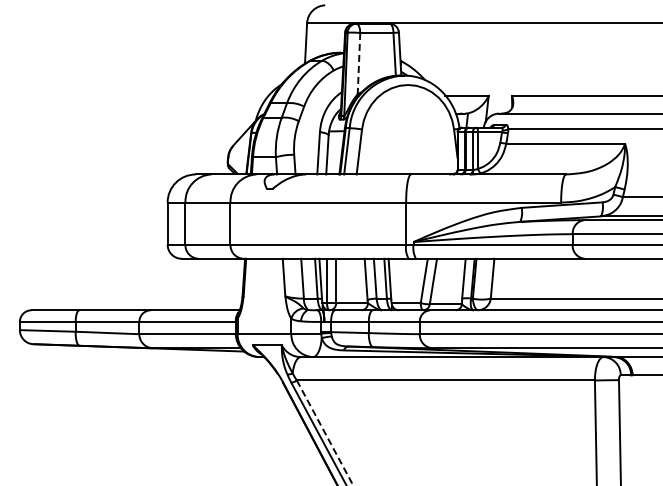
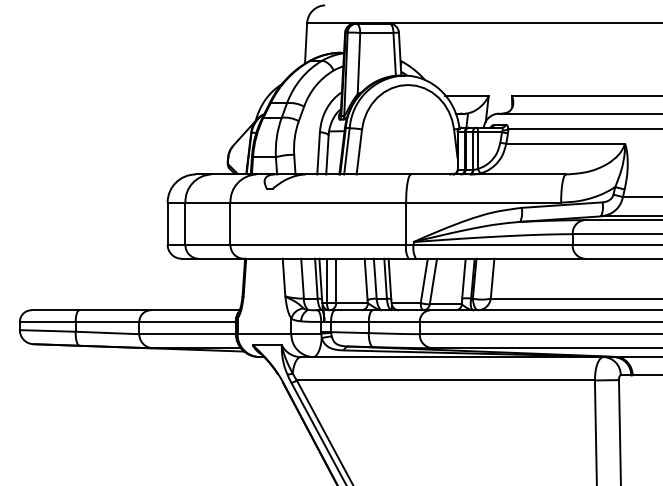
line: dashed -> solid (359, 63)
line: dashed -> solid (325, 433)
